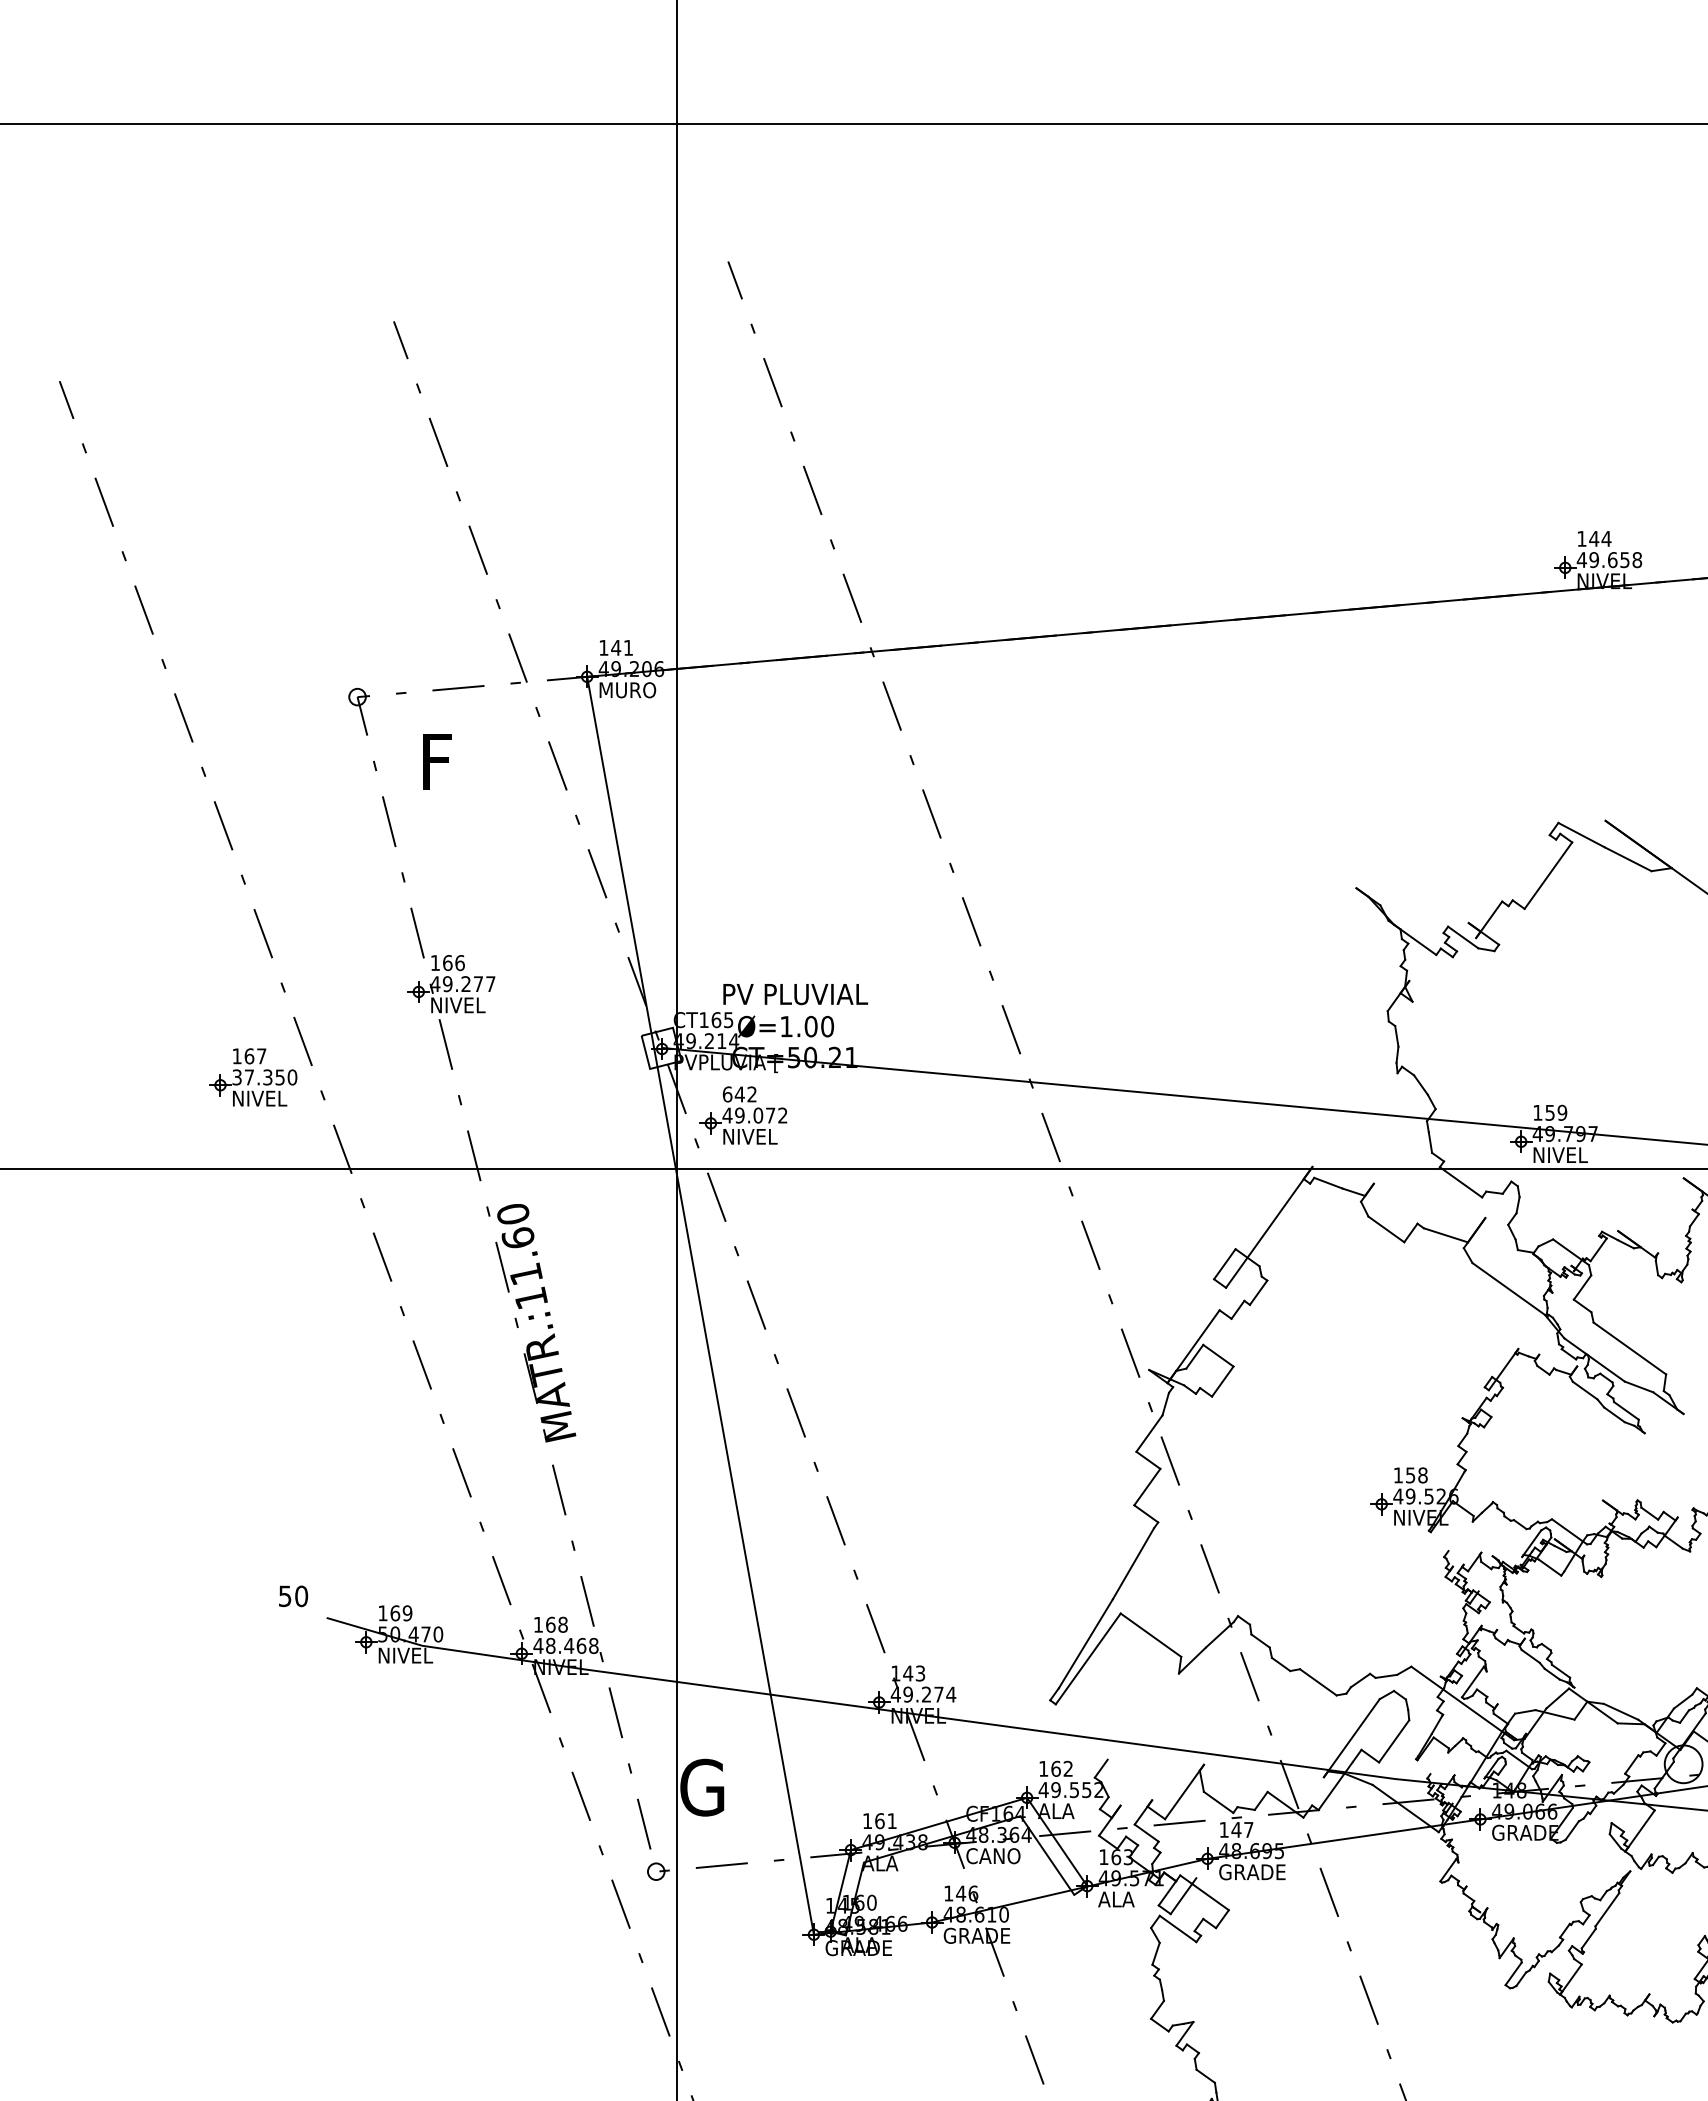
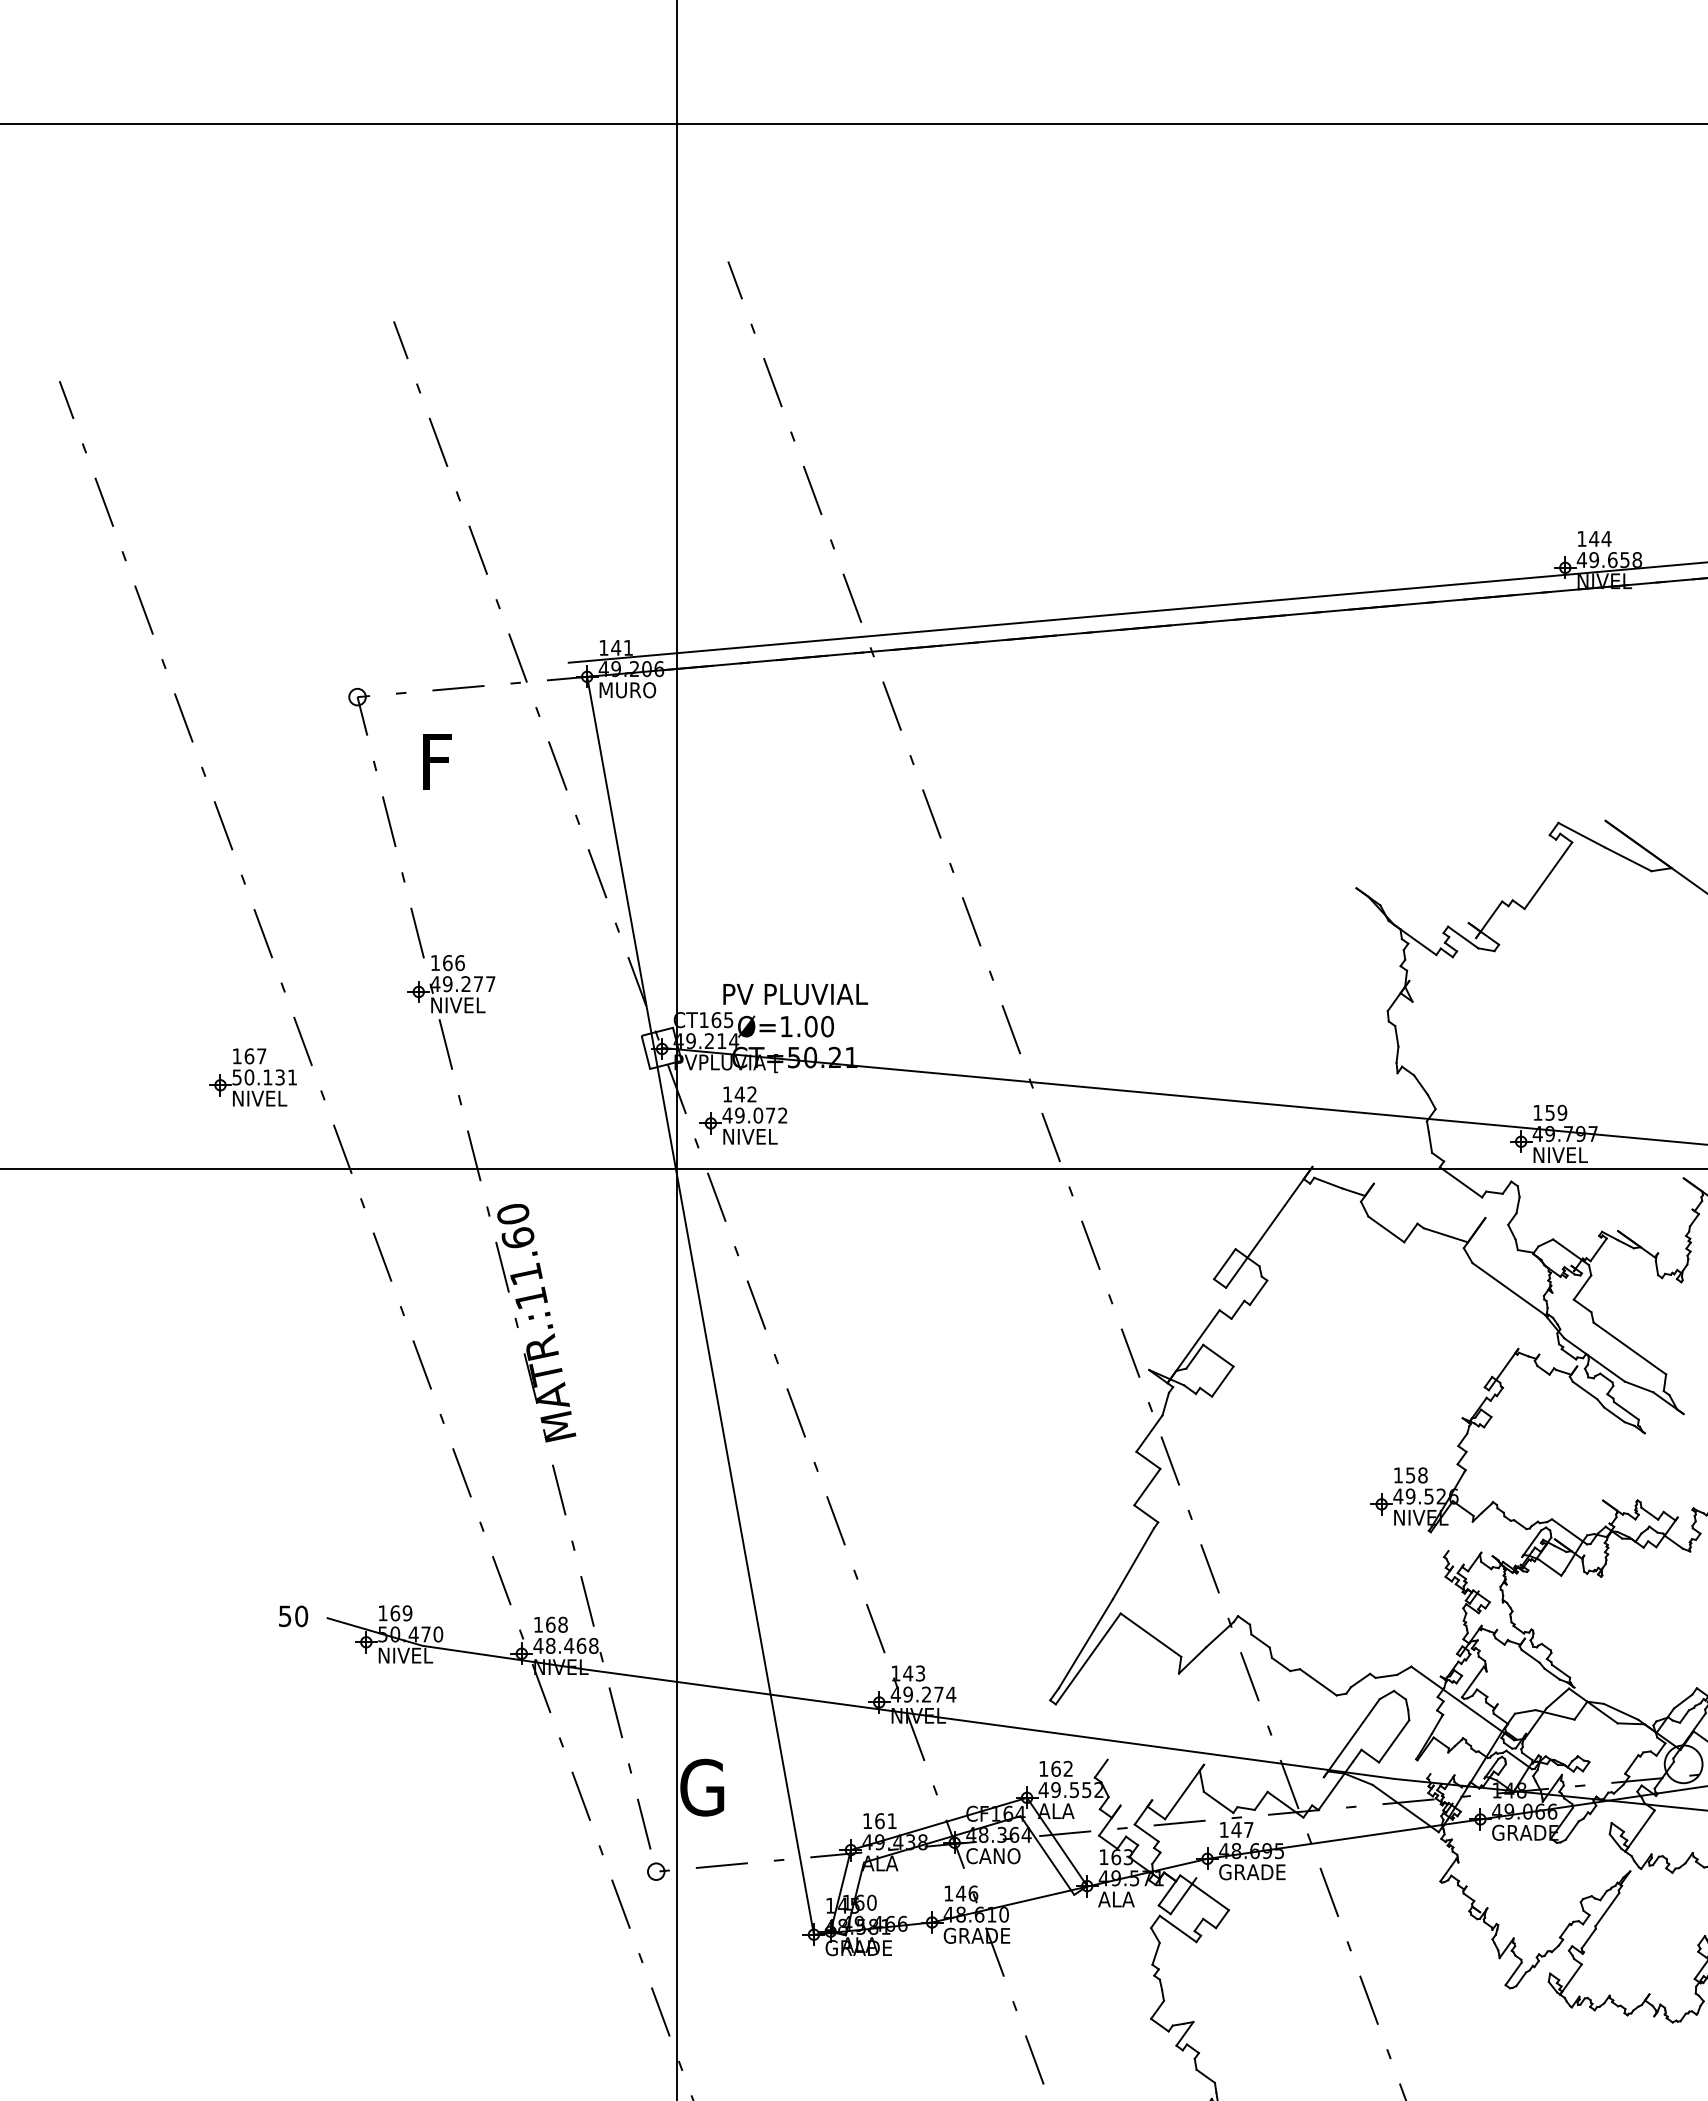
line: none -> present (1136, 612)
text: 37.350 -> 50.131 (265, 1077)
text: 642 -> 142 (727, 1094)
text position: (293, 1596) -> (293, 1616) (293, 1616)
